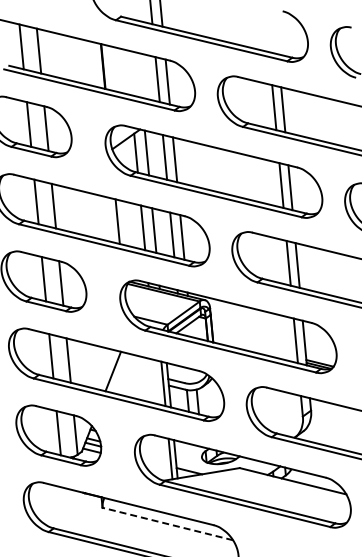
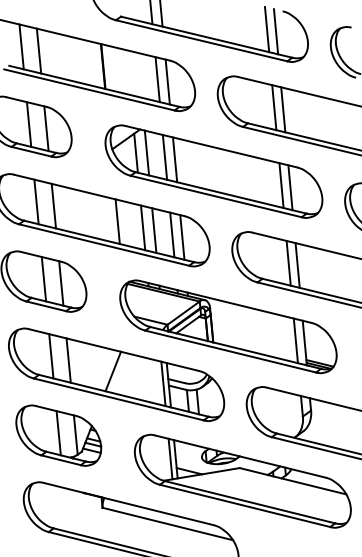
line: none -> present (266, 29)
line: none -> present (275, 31)
line: dashed -> solid (167, 523)
